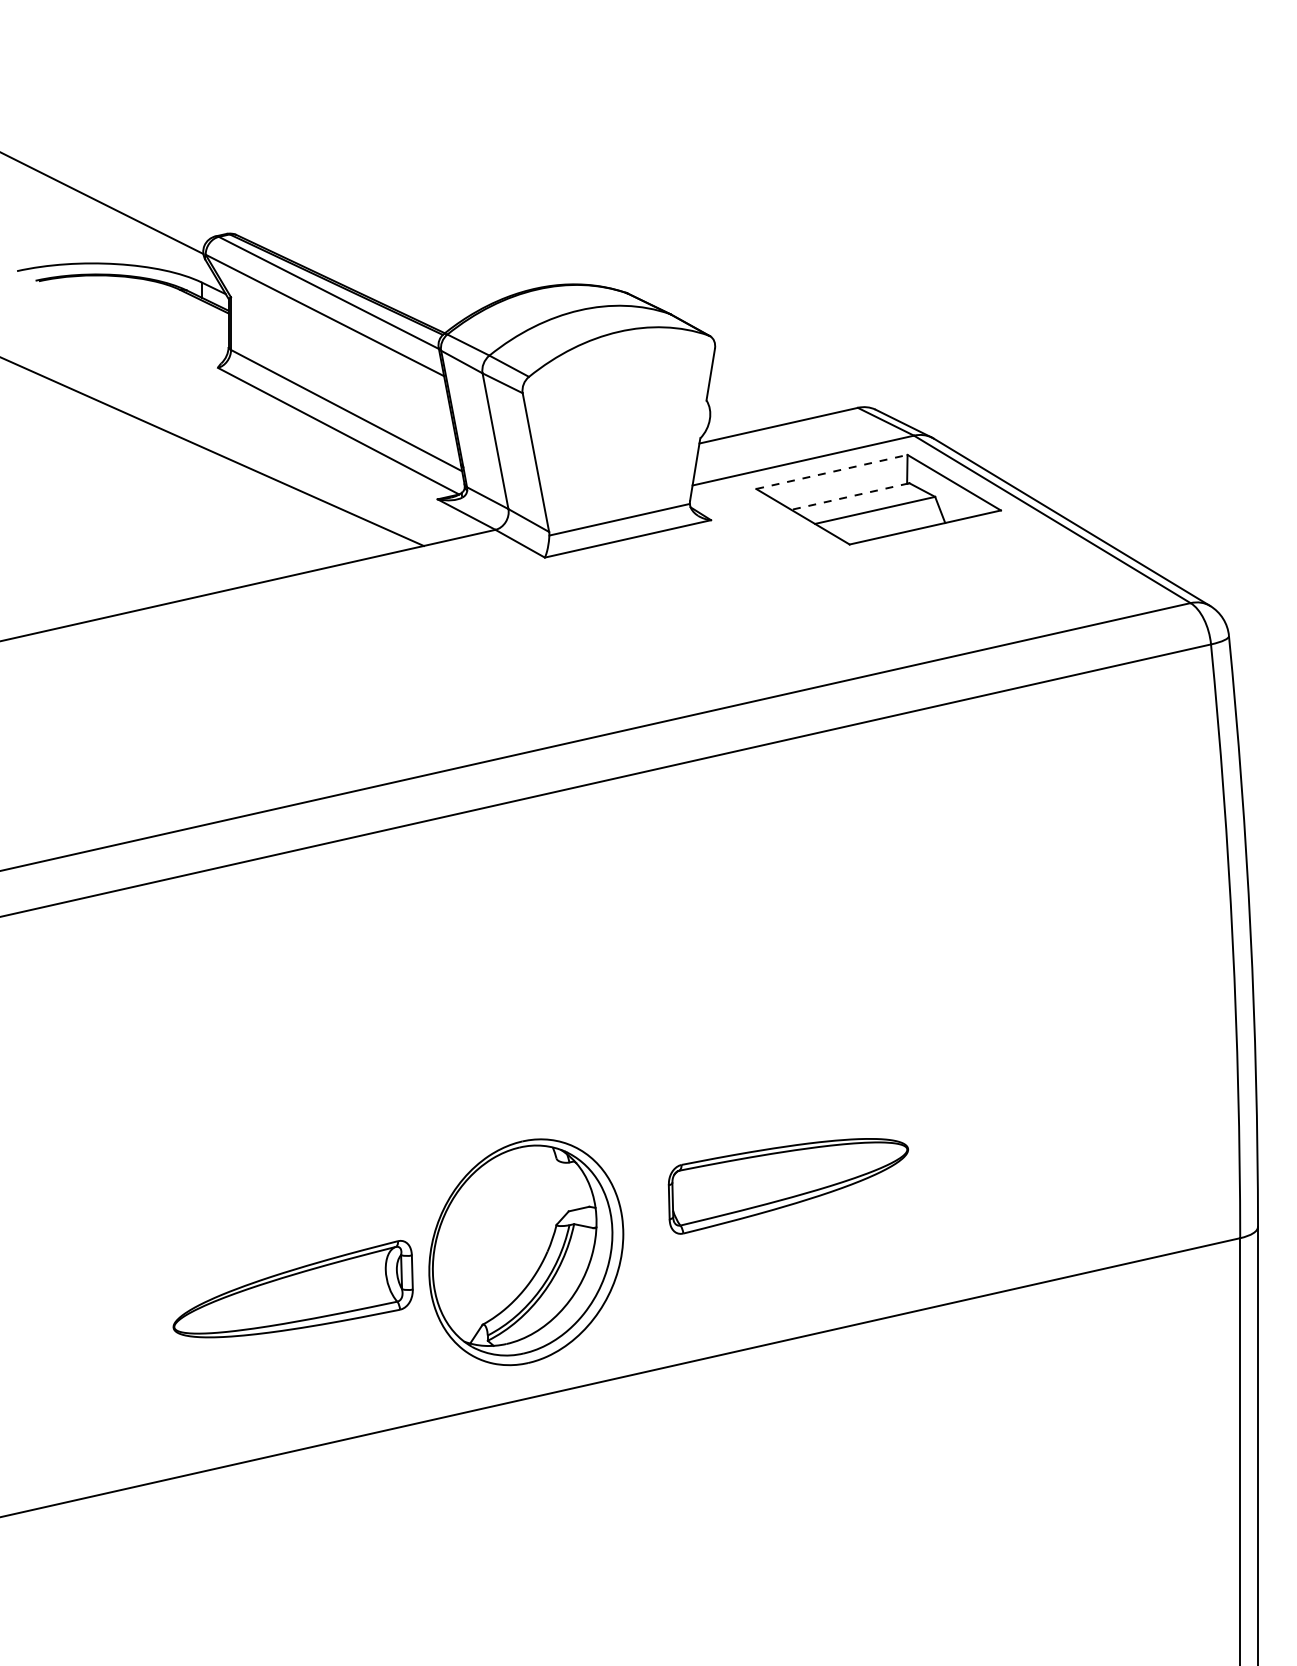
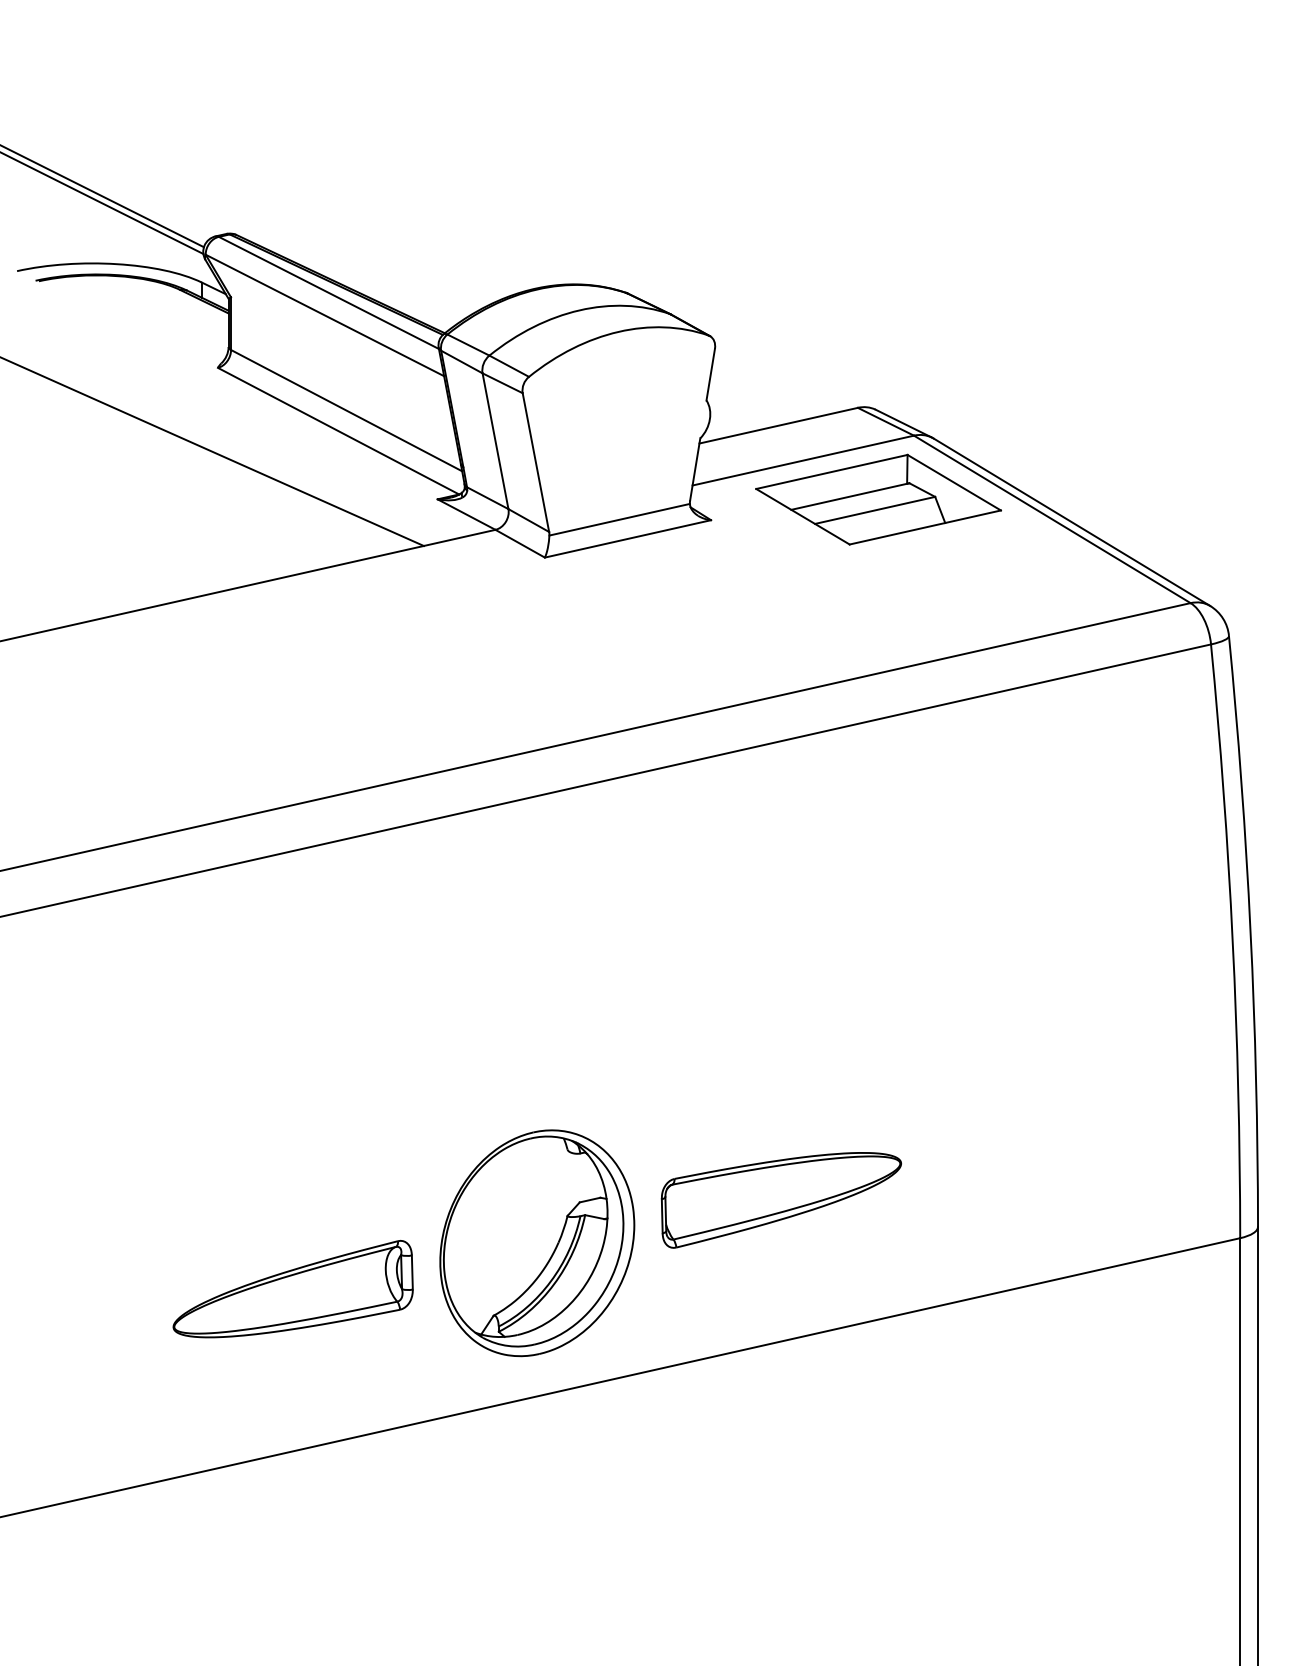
line: none -> present (102, 196)
line: dashed -> solid (831, 471)
line: dashed -> solid (849, 496)
part position: (788, 1186) -> (781, 1200) (781, 1200)
part position: (526, 1252) -> (537, 1243) (537, 1243)
